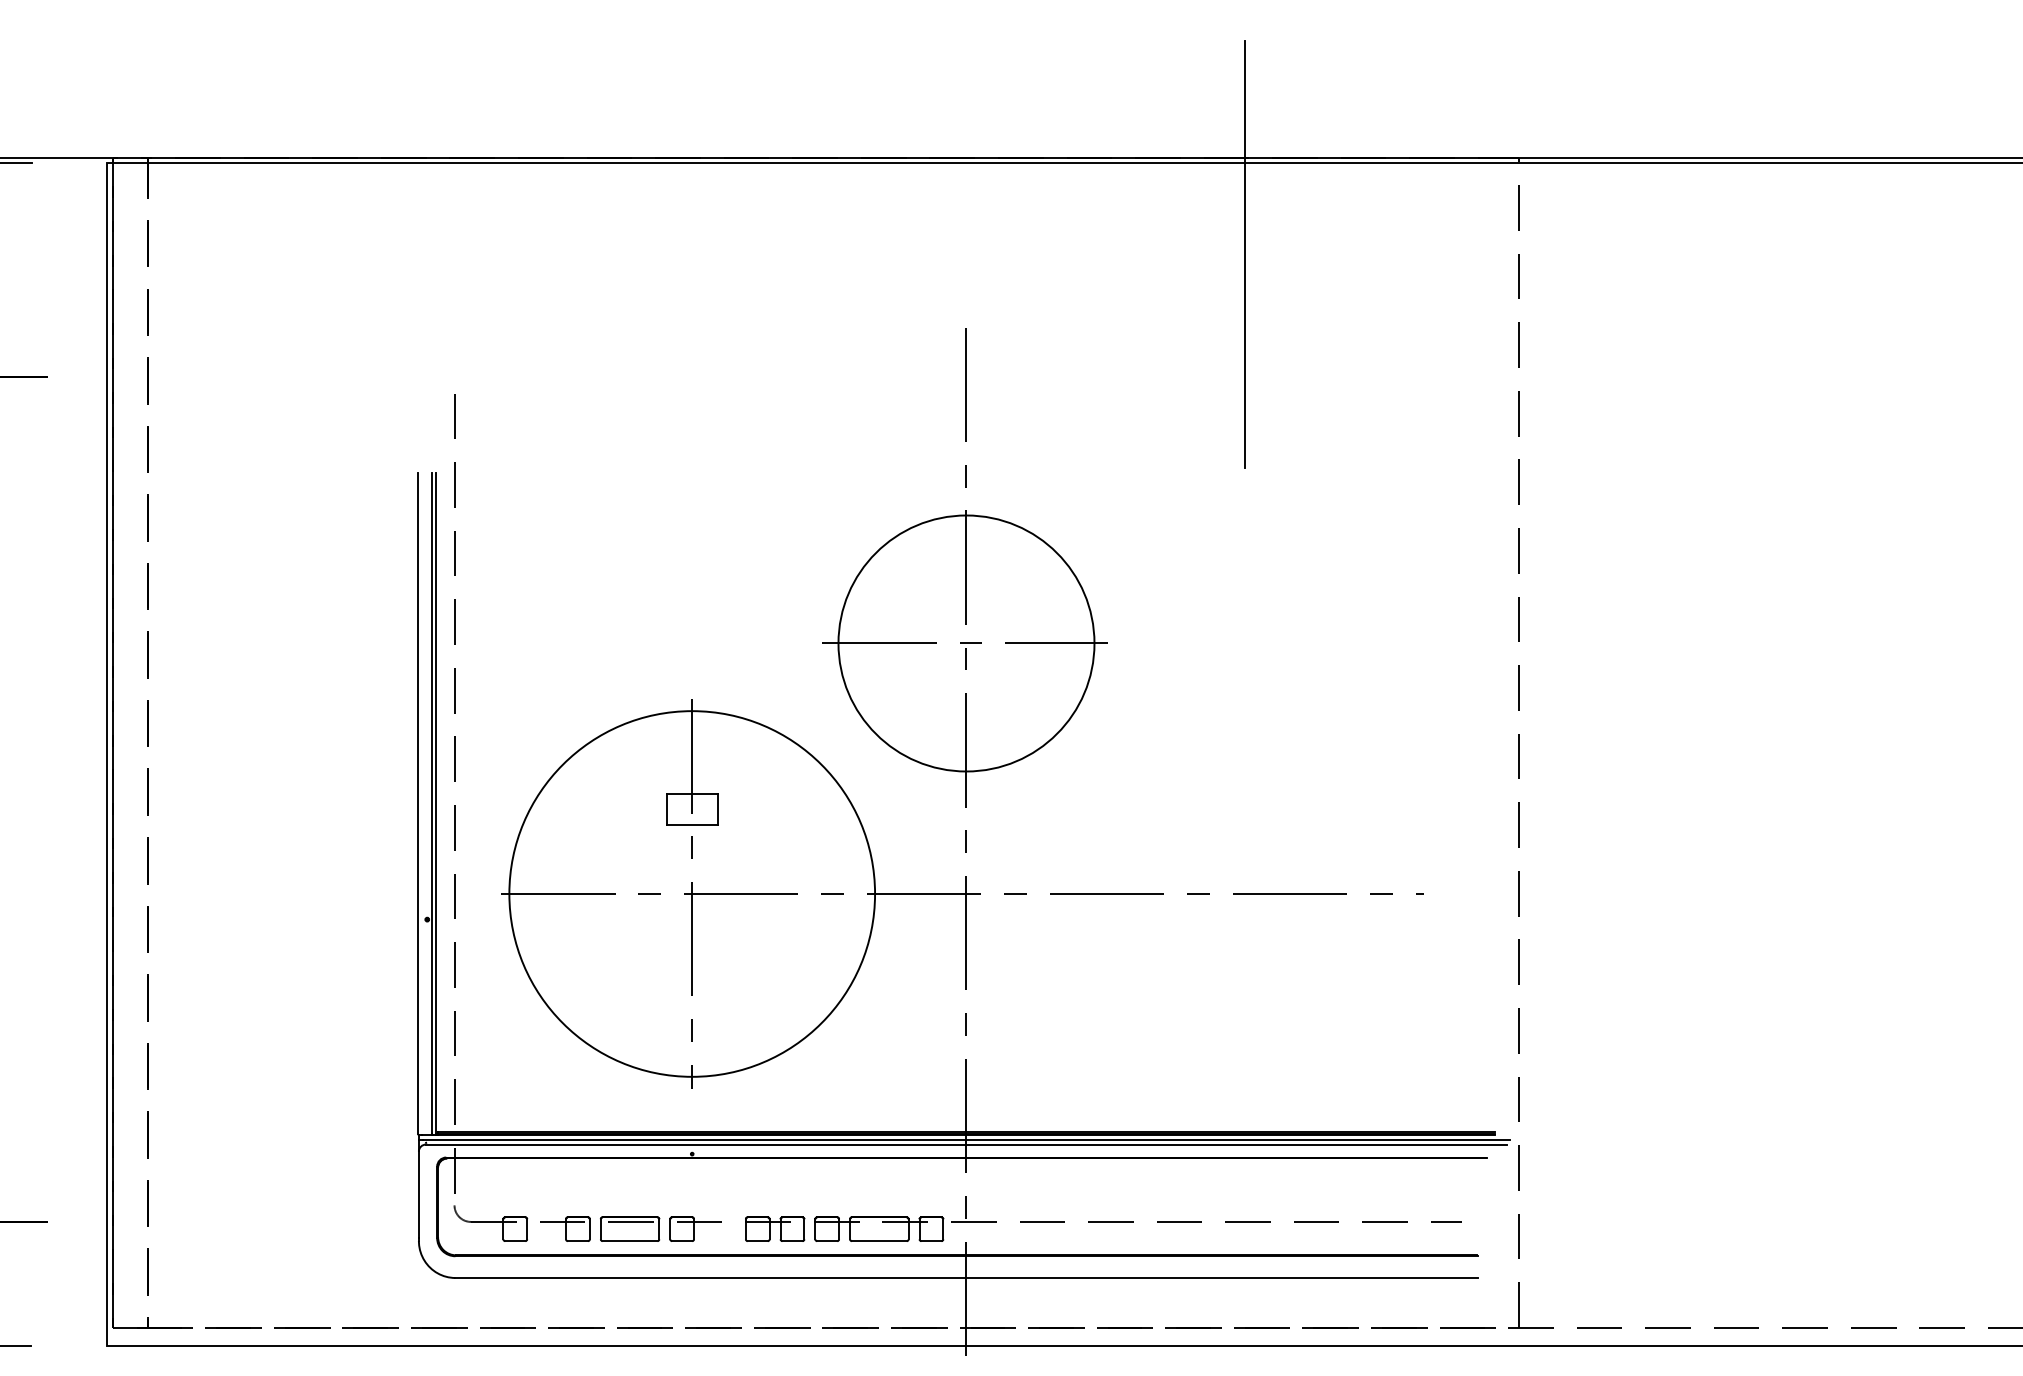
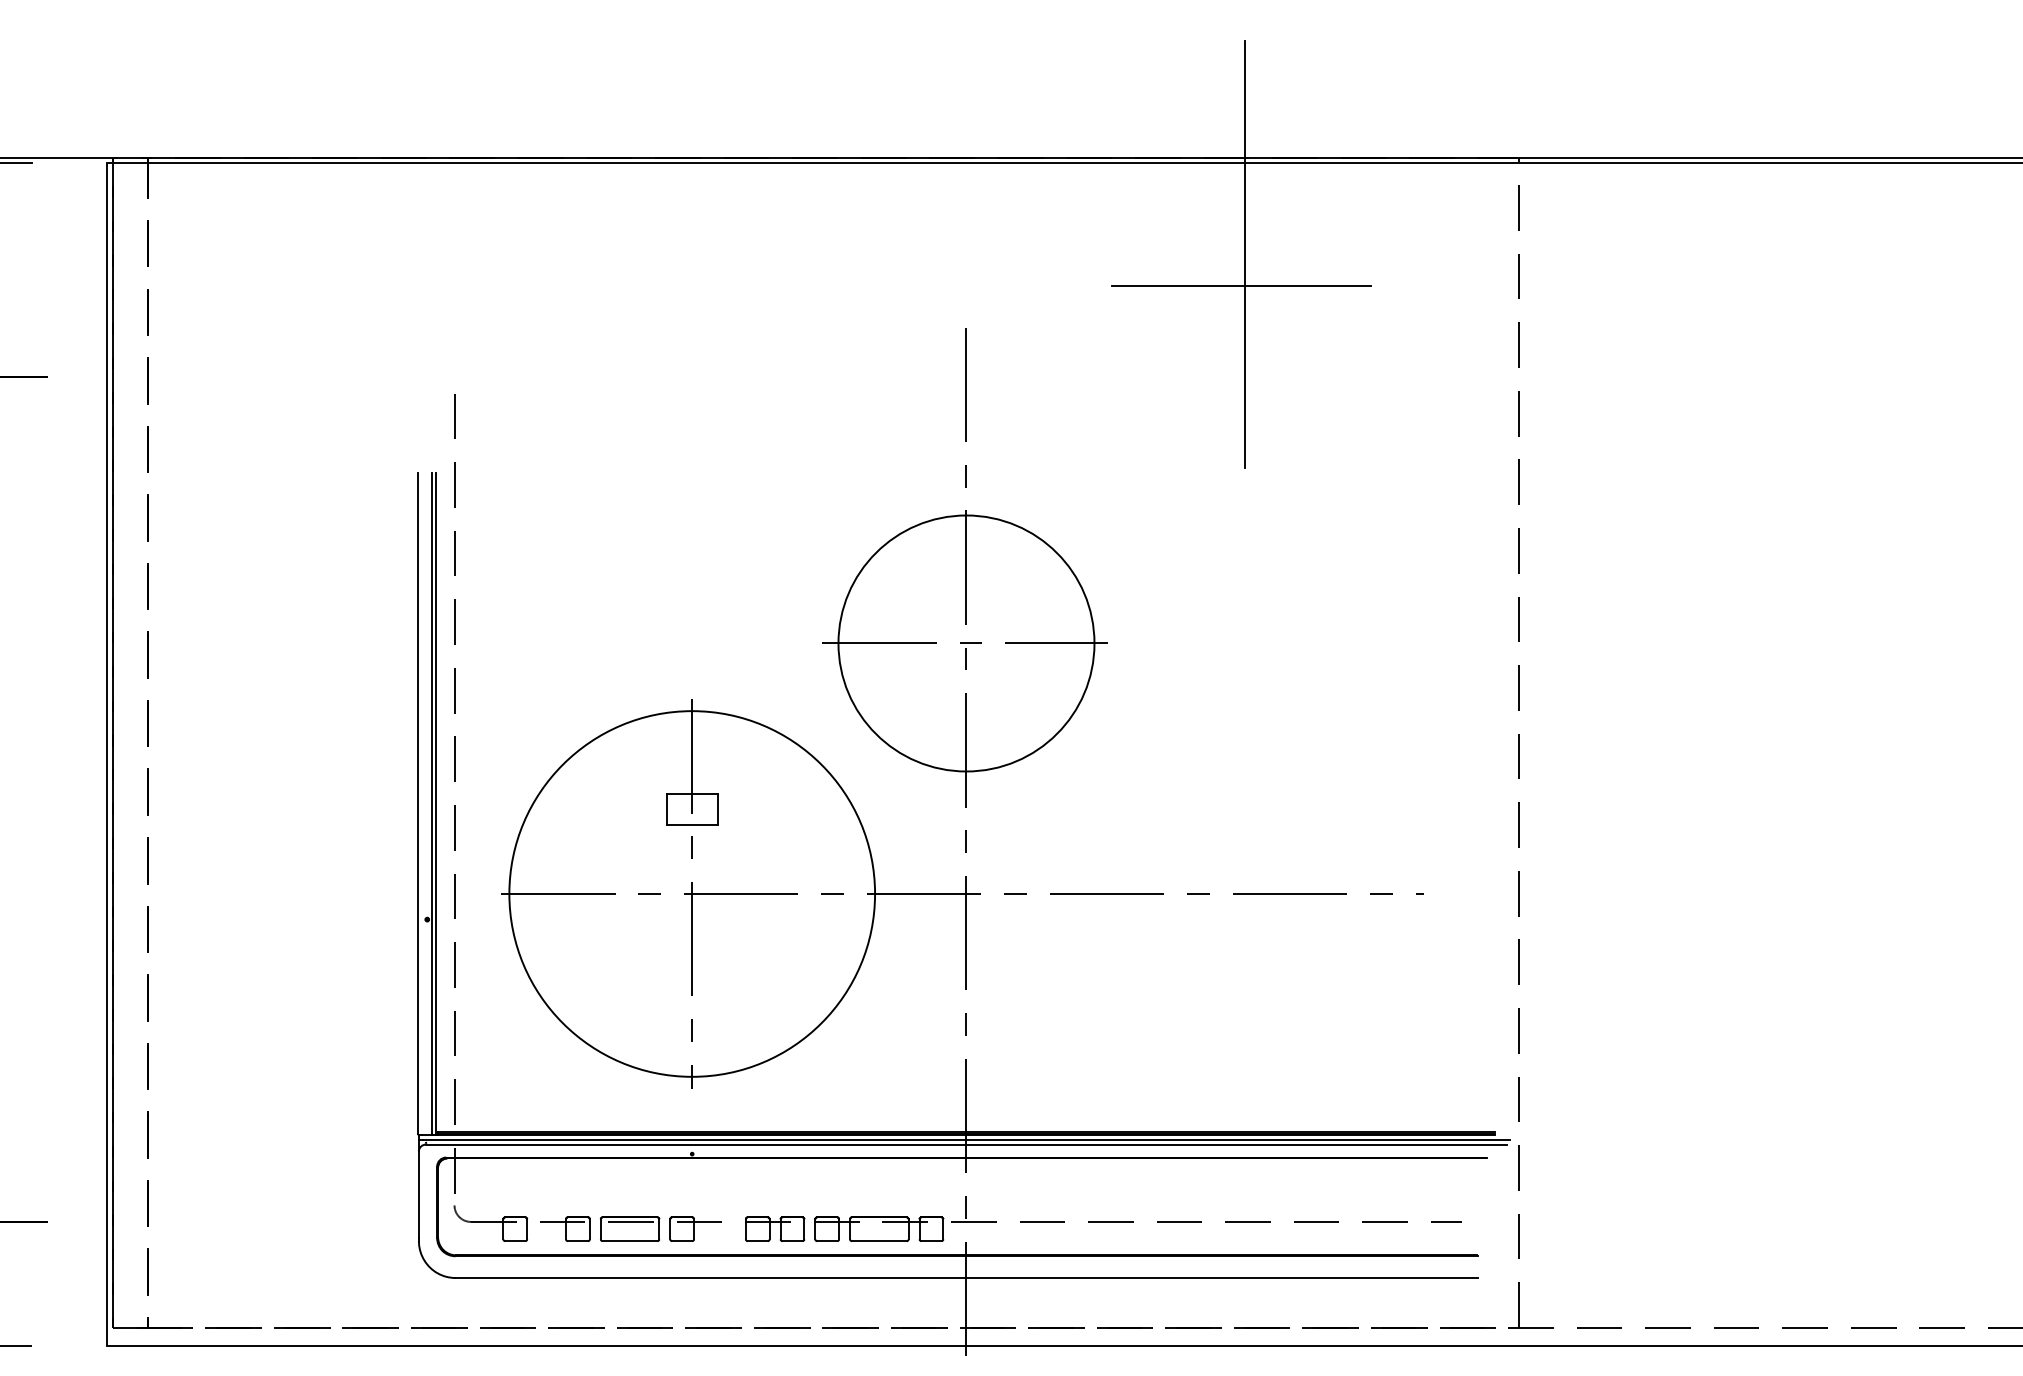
line: none -> present (1241, 285)
